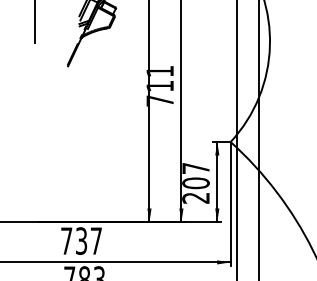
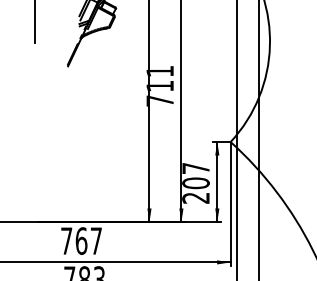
text: 737 -> 767 (81, 241)
